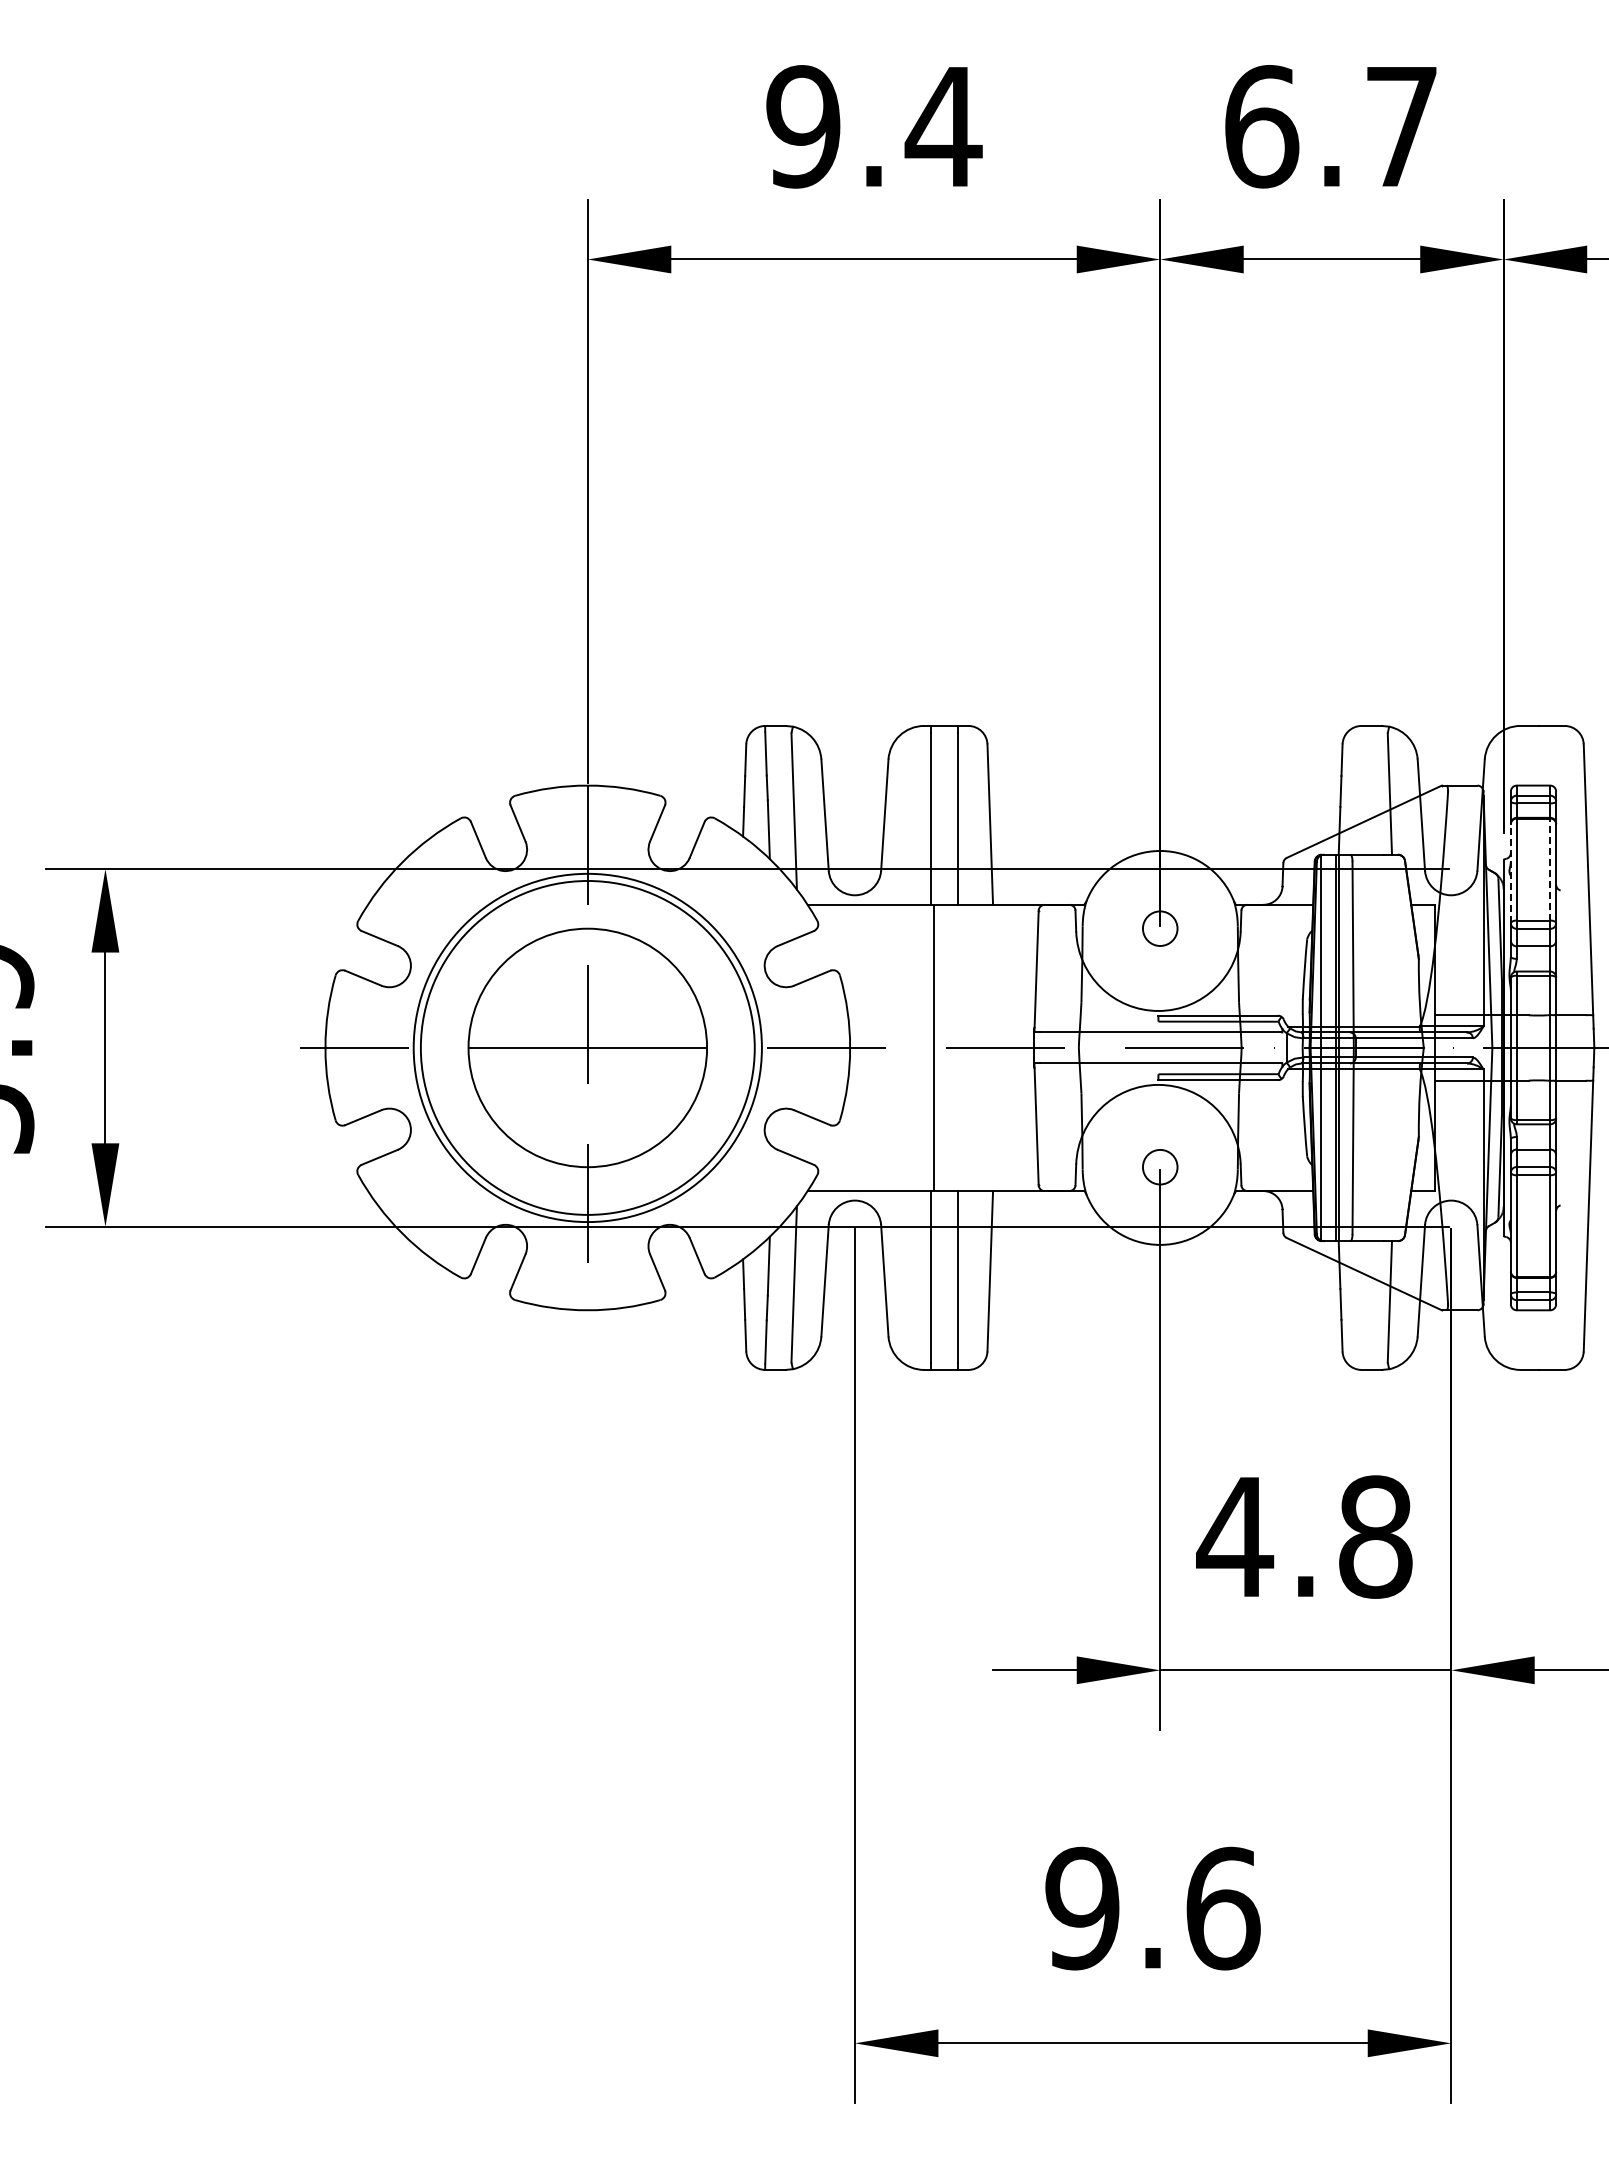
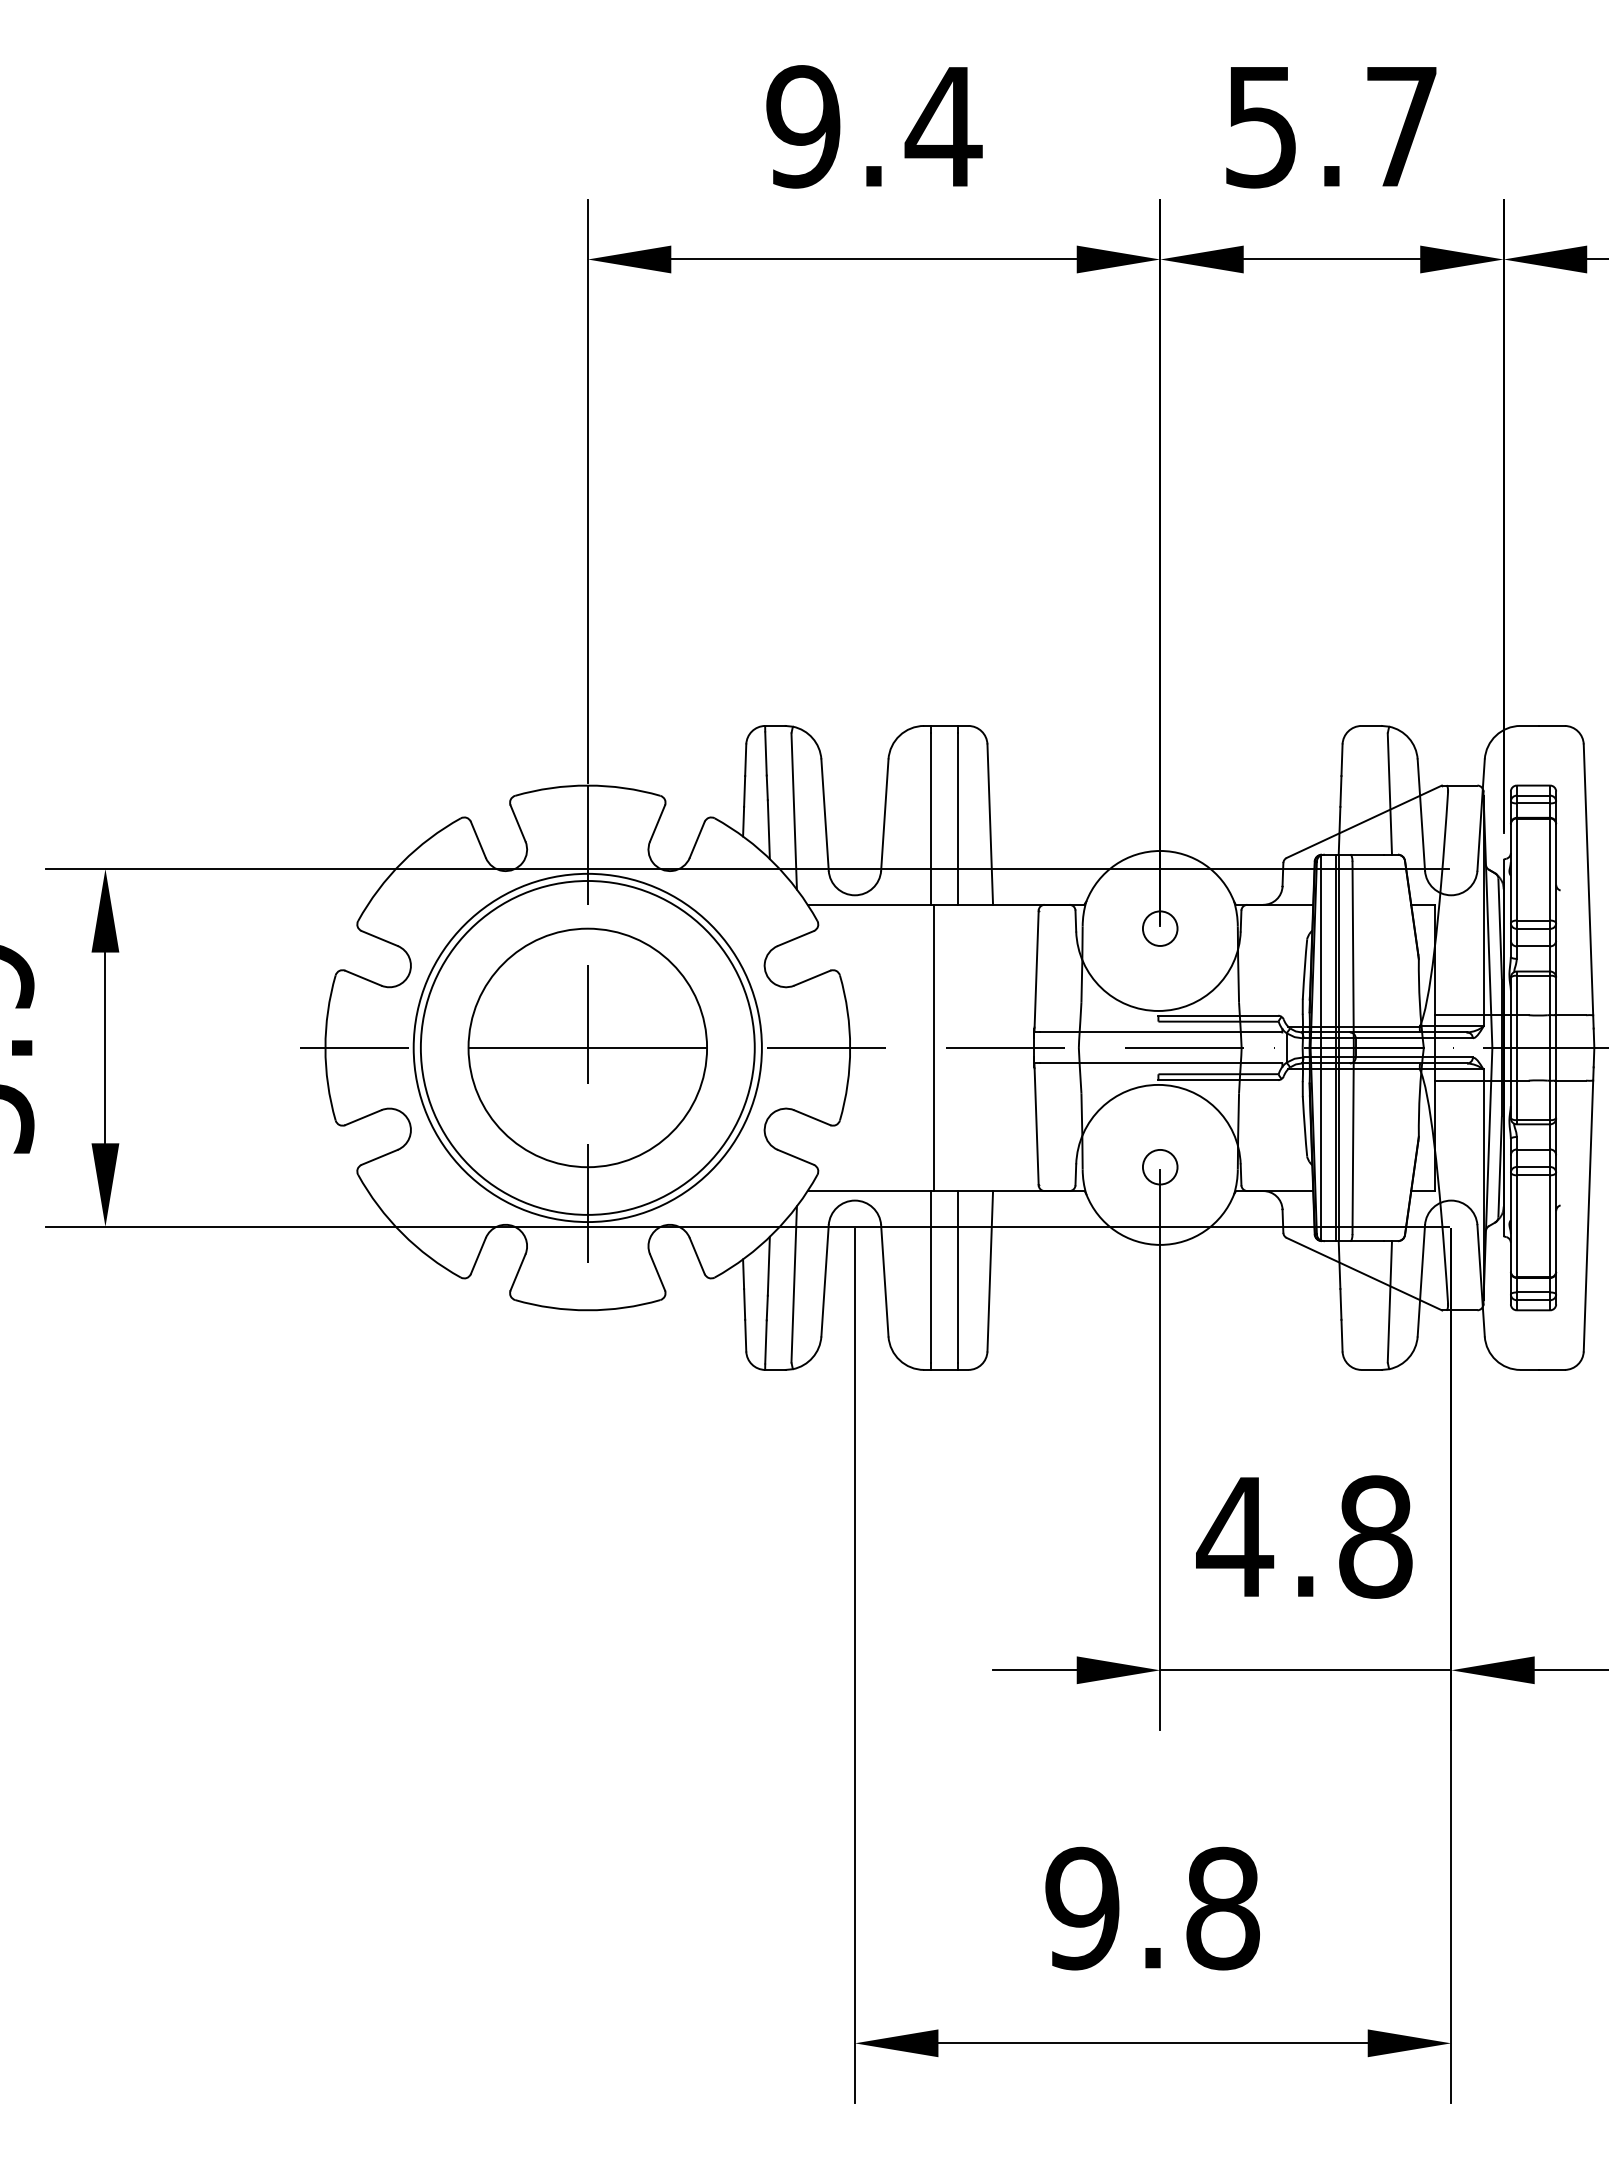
text: 6.7 -> 5.7 (1262, 126)
line: dashed -> solid (1550, 869)
line: dashed -> solid (1510, 873)
text: 9.6 -> 9.8 (1223, 1908)
